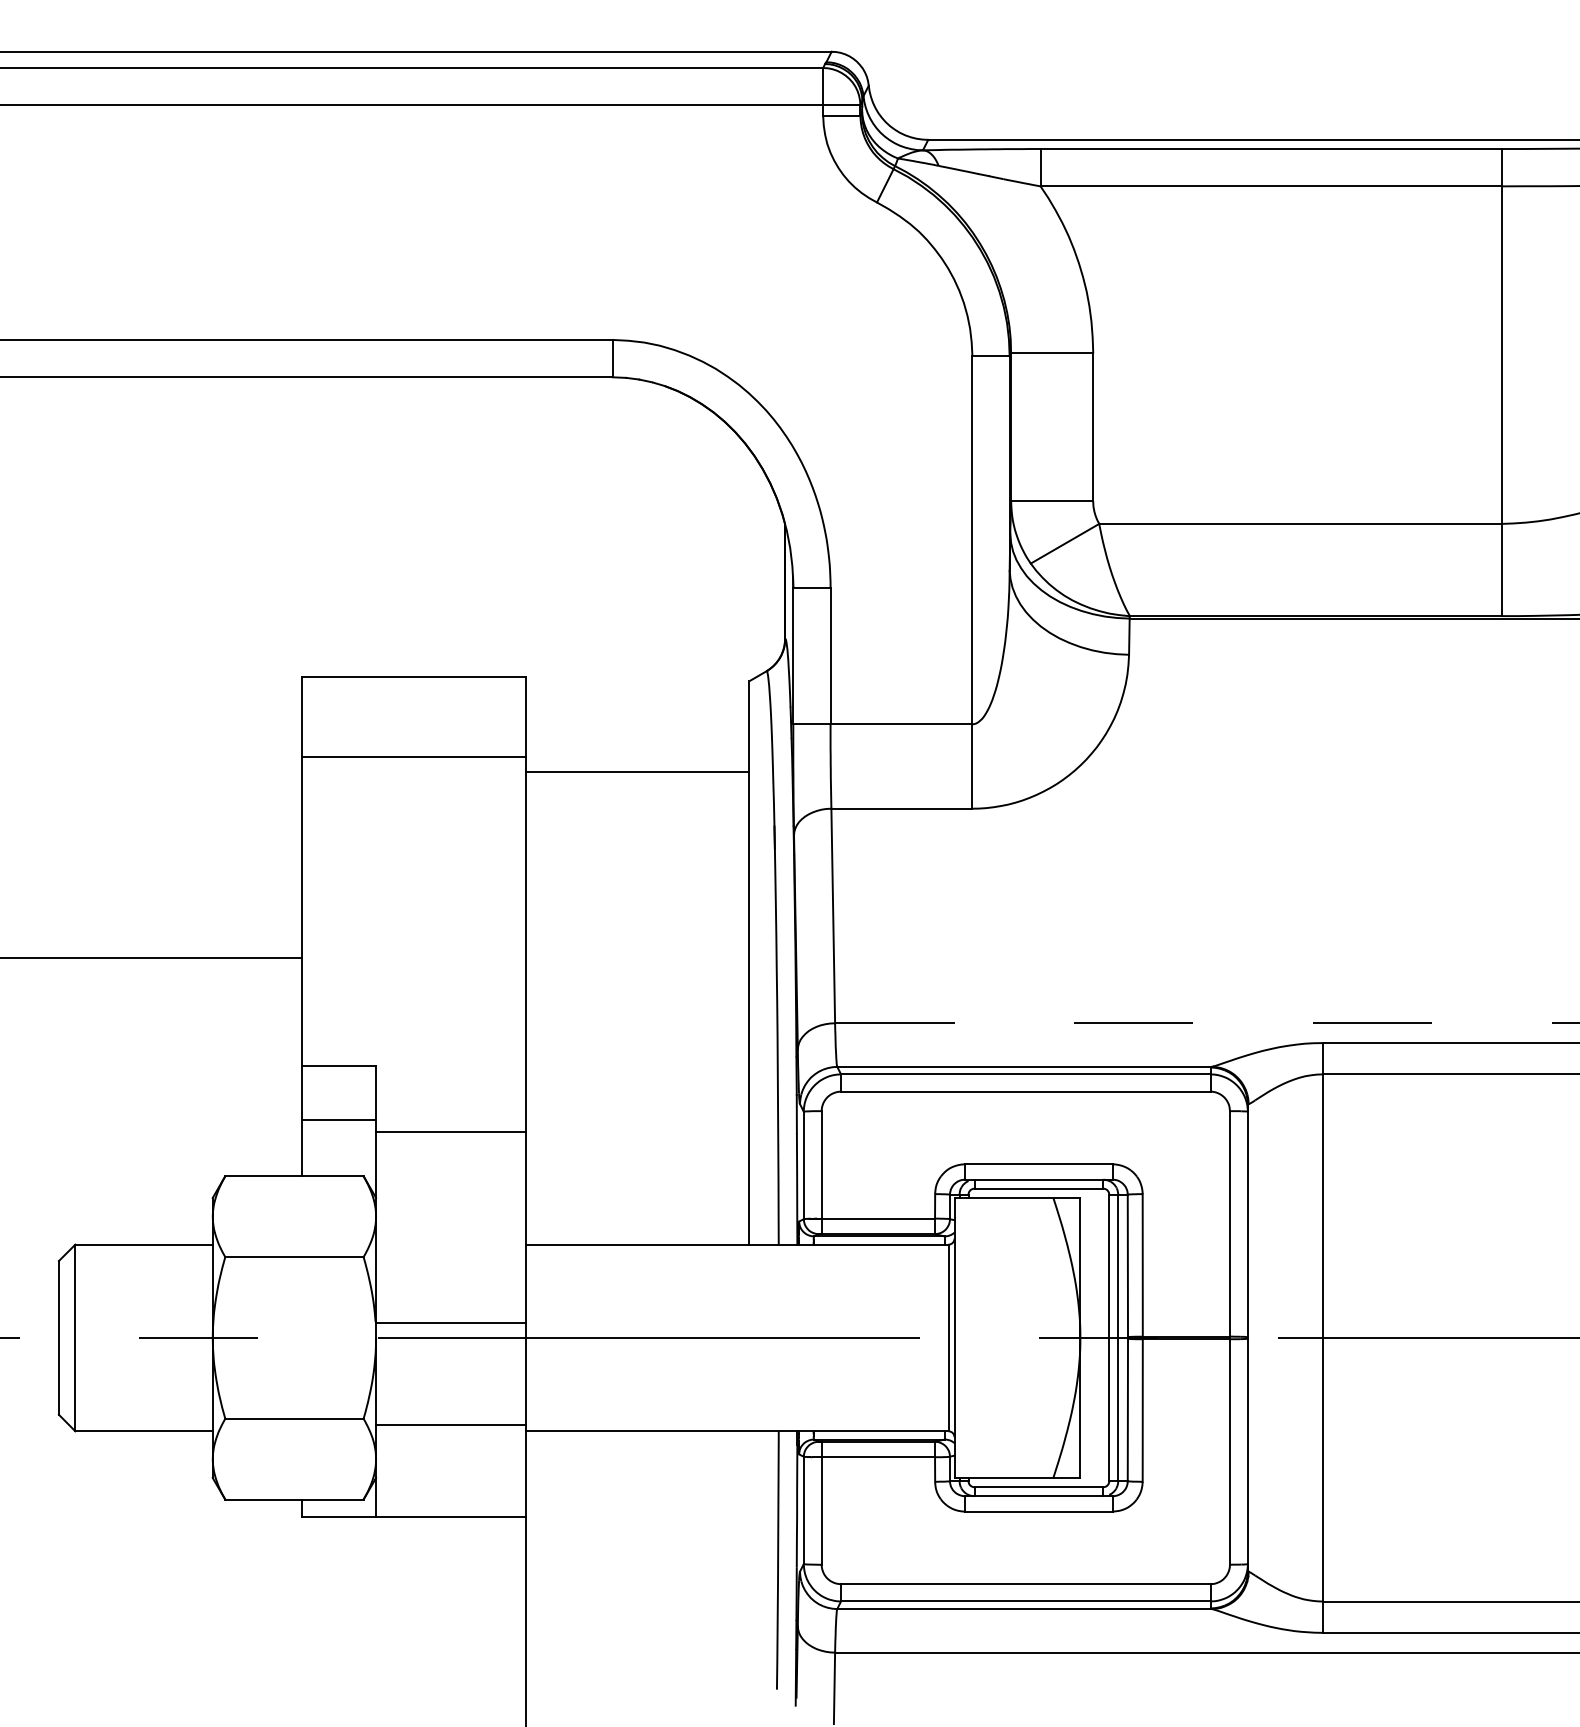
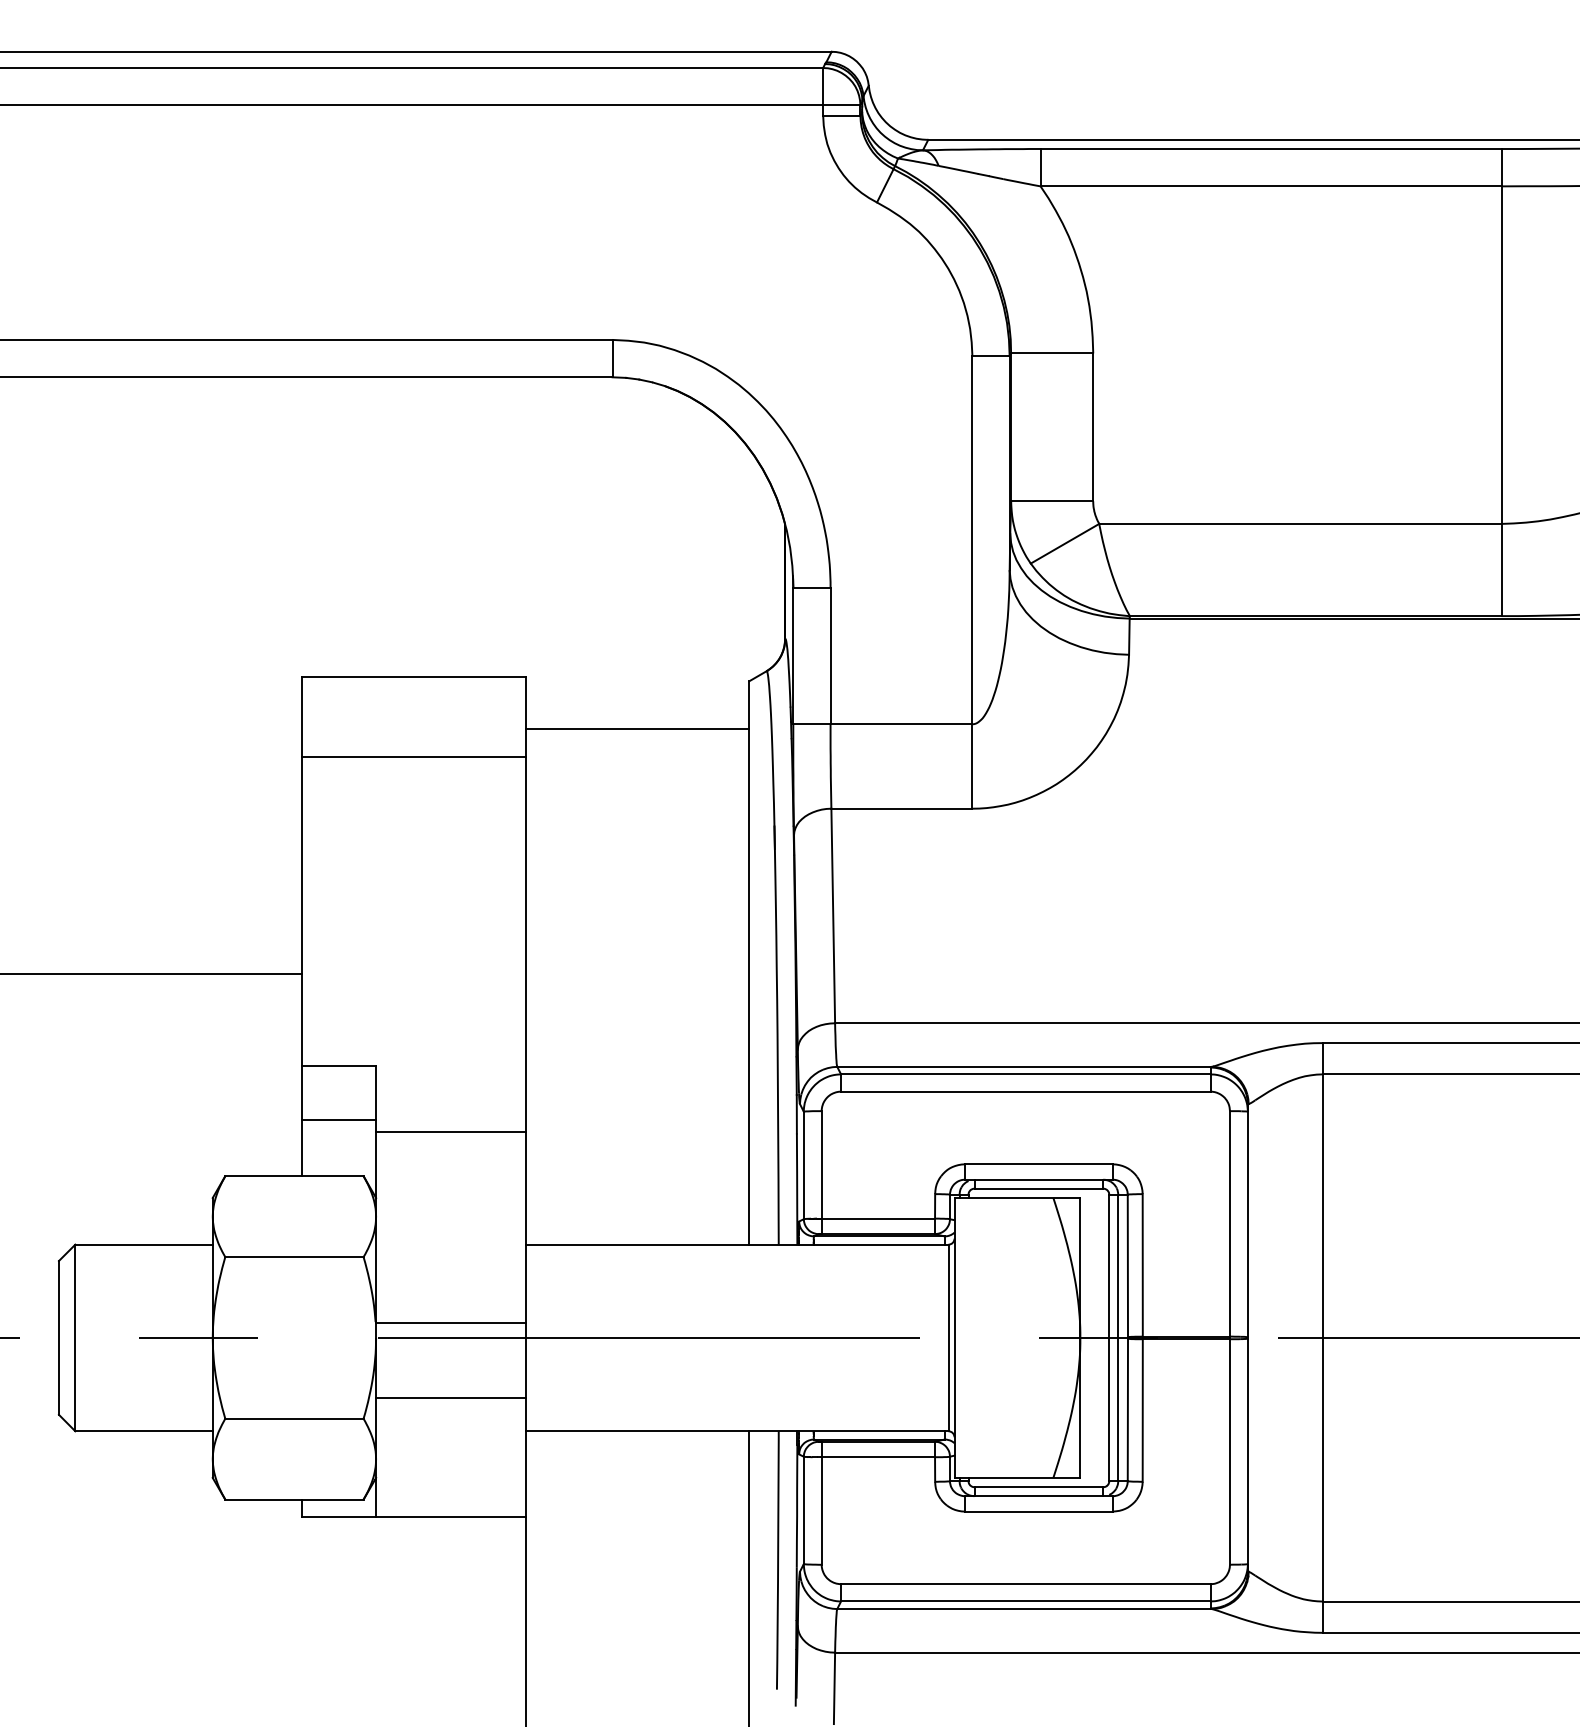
line position: (637, 771) -> (637, 728) (637, 728)
line position: (151, 958) -> (151, 974) (151, 974)
line: dashed -> solid (1207, 1023)
line position: (450, 1424) -> (450, 1397) (450, 1397)
line: none -> present (749, 1577)
